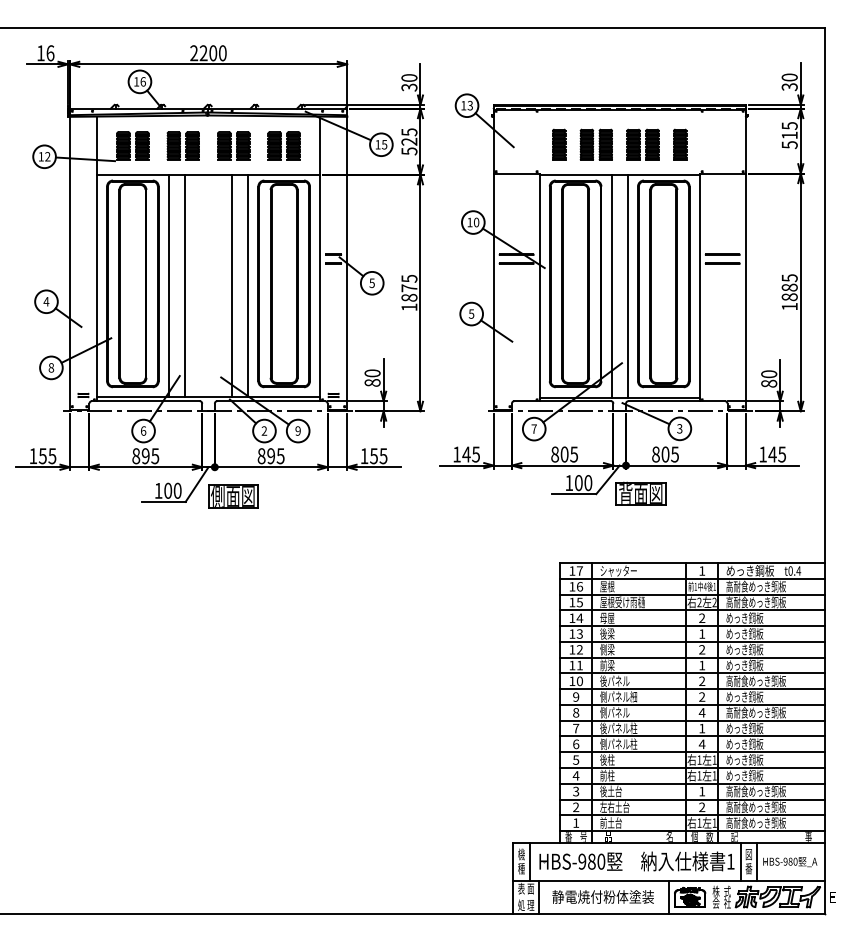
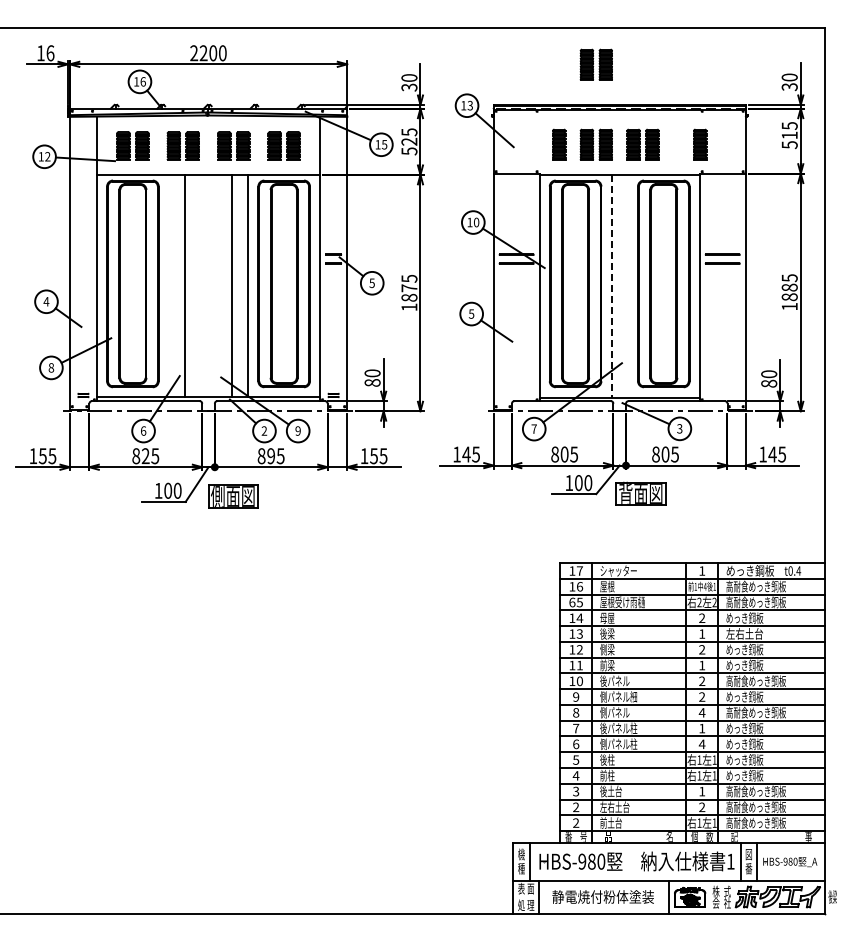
part: none -> present (595, 64)
part position: (680, 144) -> (700, 144) (700, 144)
line: present -> none (168, 285)
line: present -> none (627, 285)
line: solid -> dashed (611, 286)
text: 895 -> 825 (145, 456)
text: 15 -> 65 (572, 602)
text: めっき鋼板 -> 左右土台 (744, 633)
text: 1 -> 2 (576, 822)
text: E -> 後梁 (832, 896)
